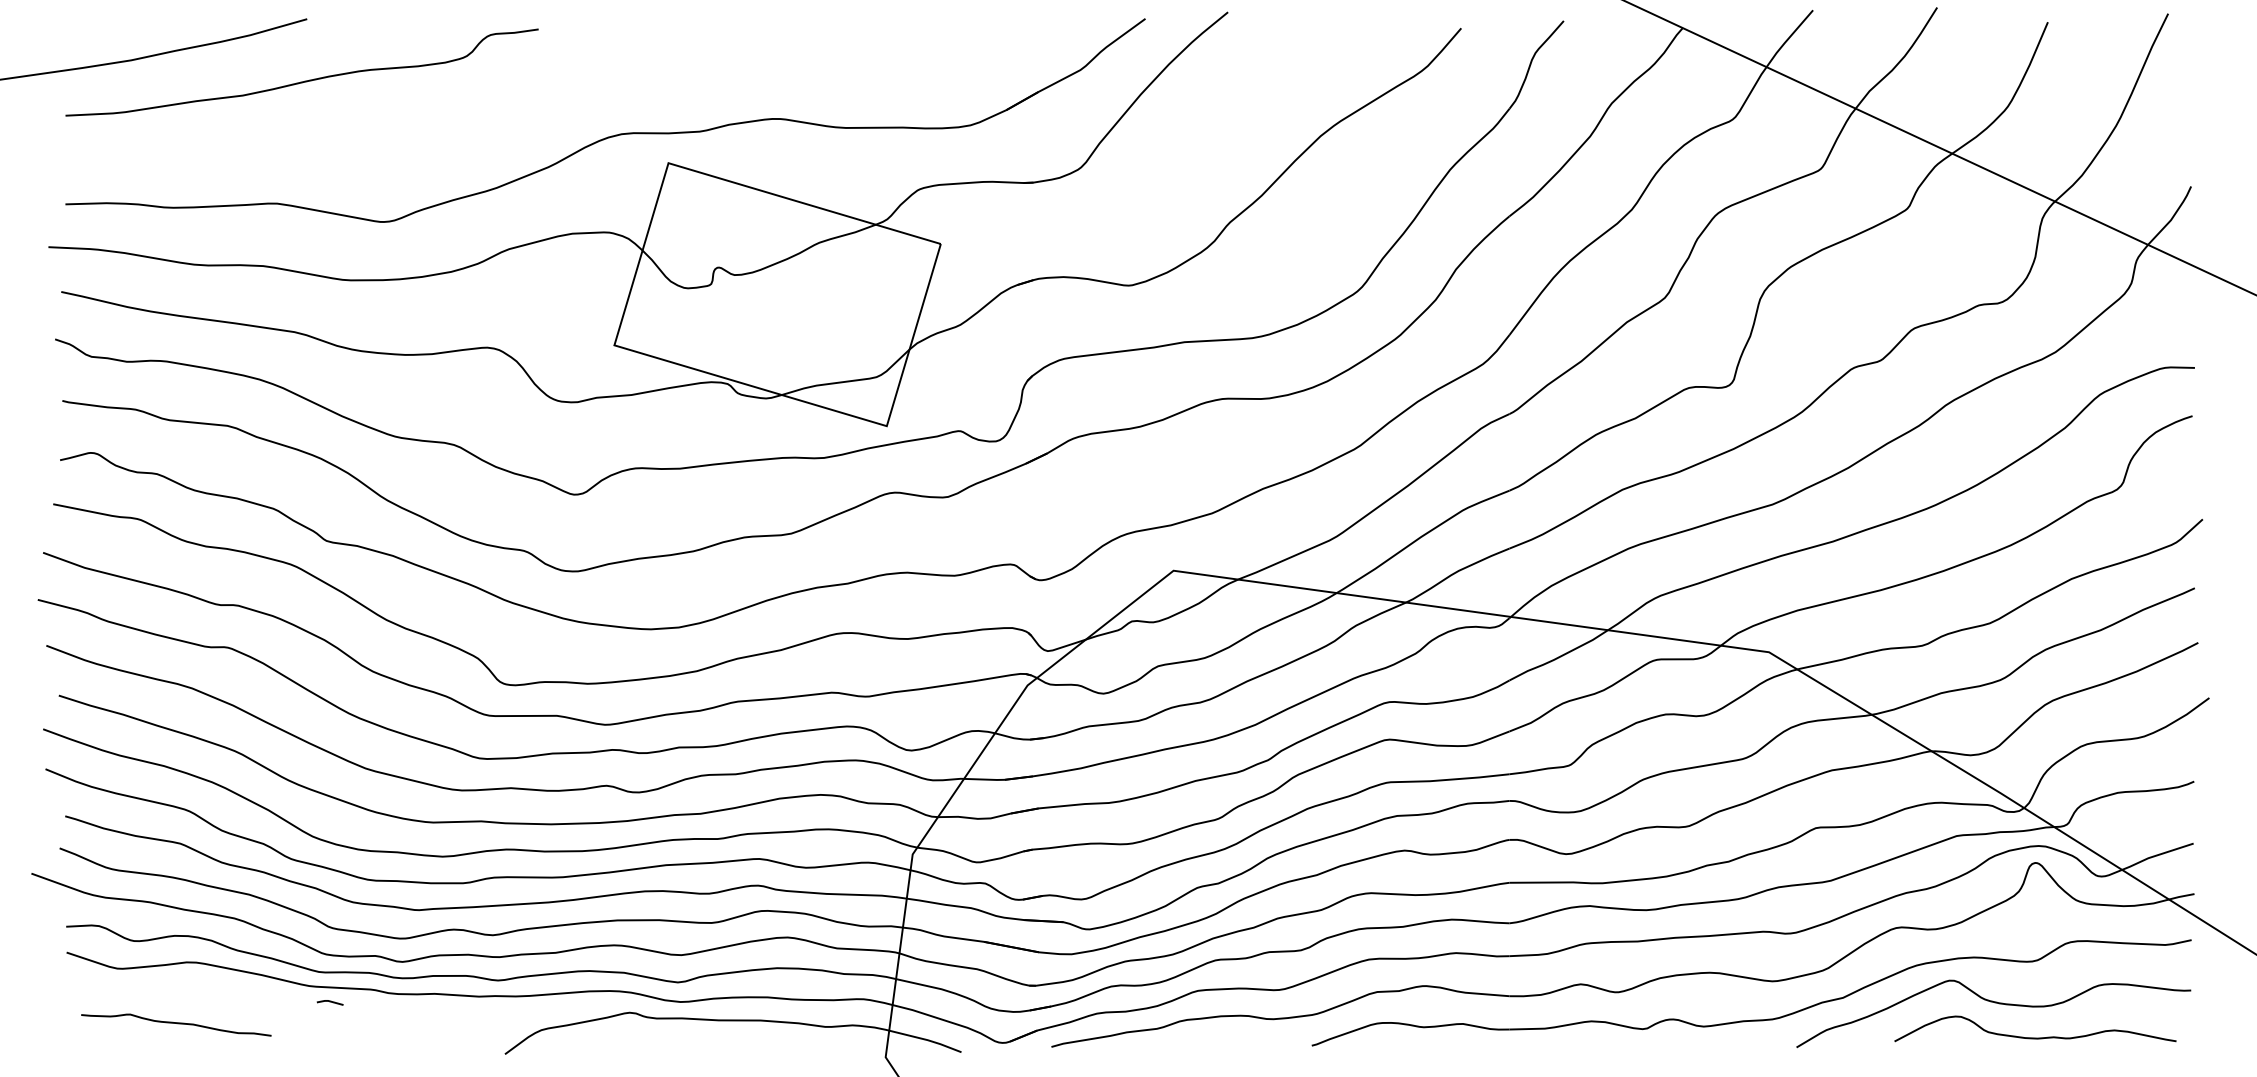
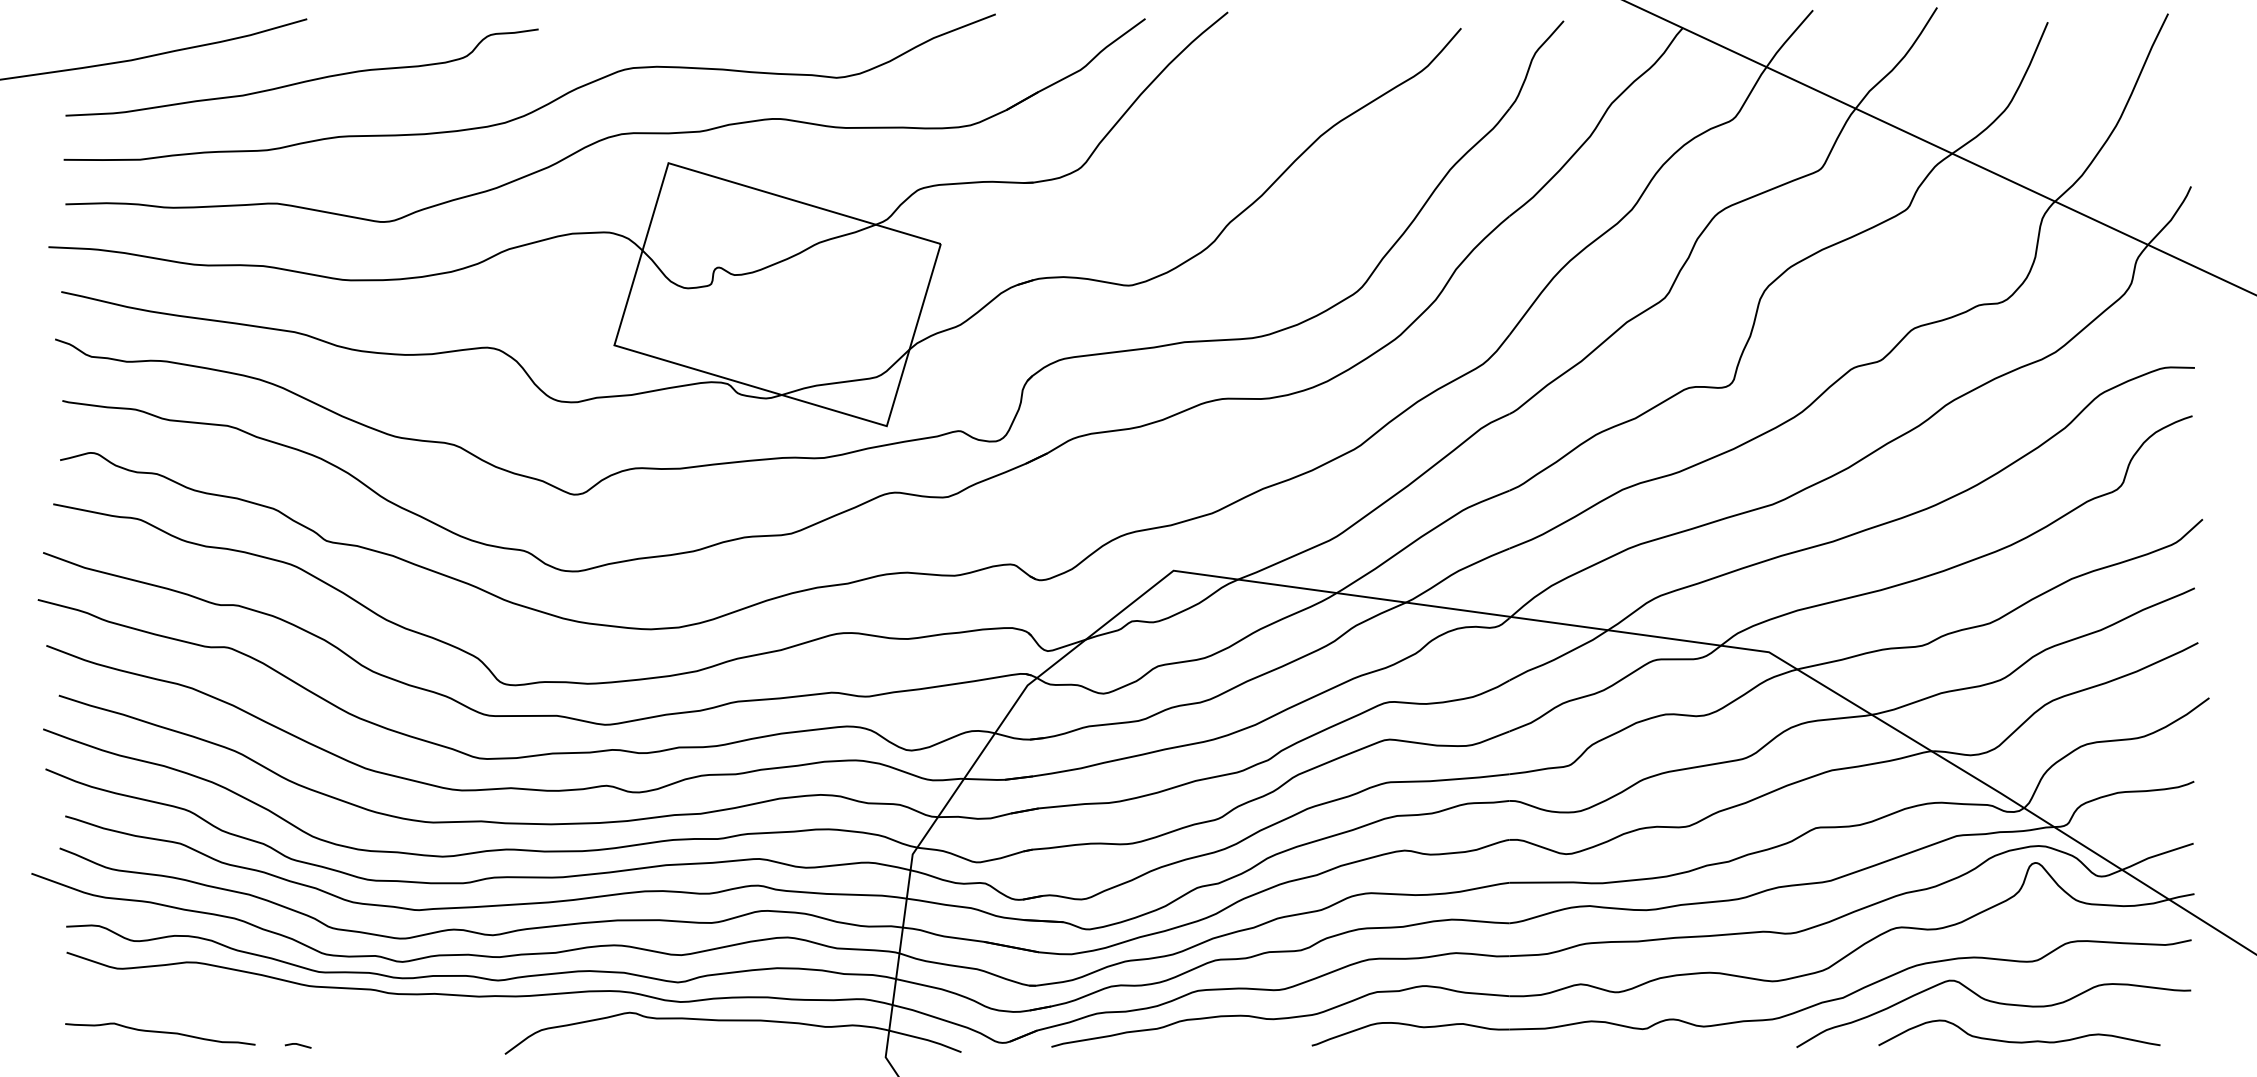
curve: none -> present (539, 107)
line position: (329, 1002) -> (297, 1045) (297, 1045)
curve position: (176, 1023) -> (160, 1032) (160, 1032)
curve position: (2035, 1037) -> (2019, 1041) (2019, 1041)
